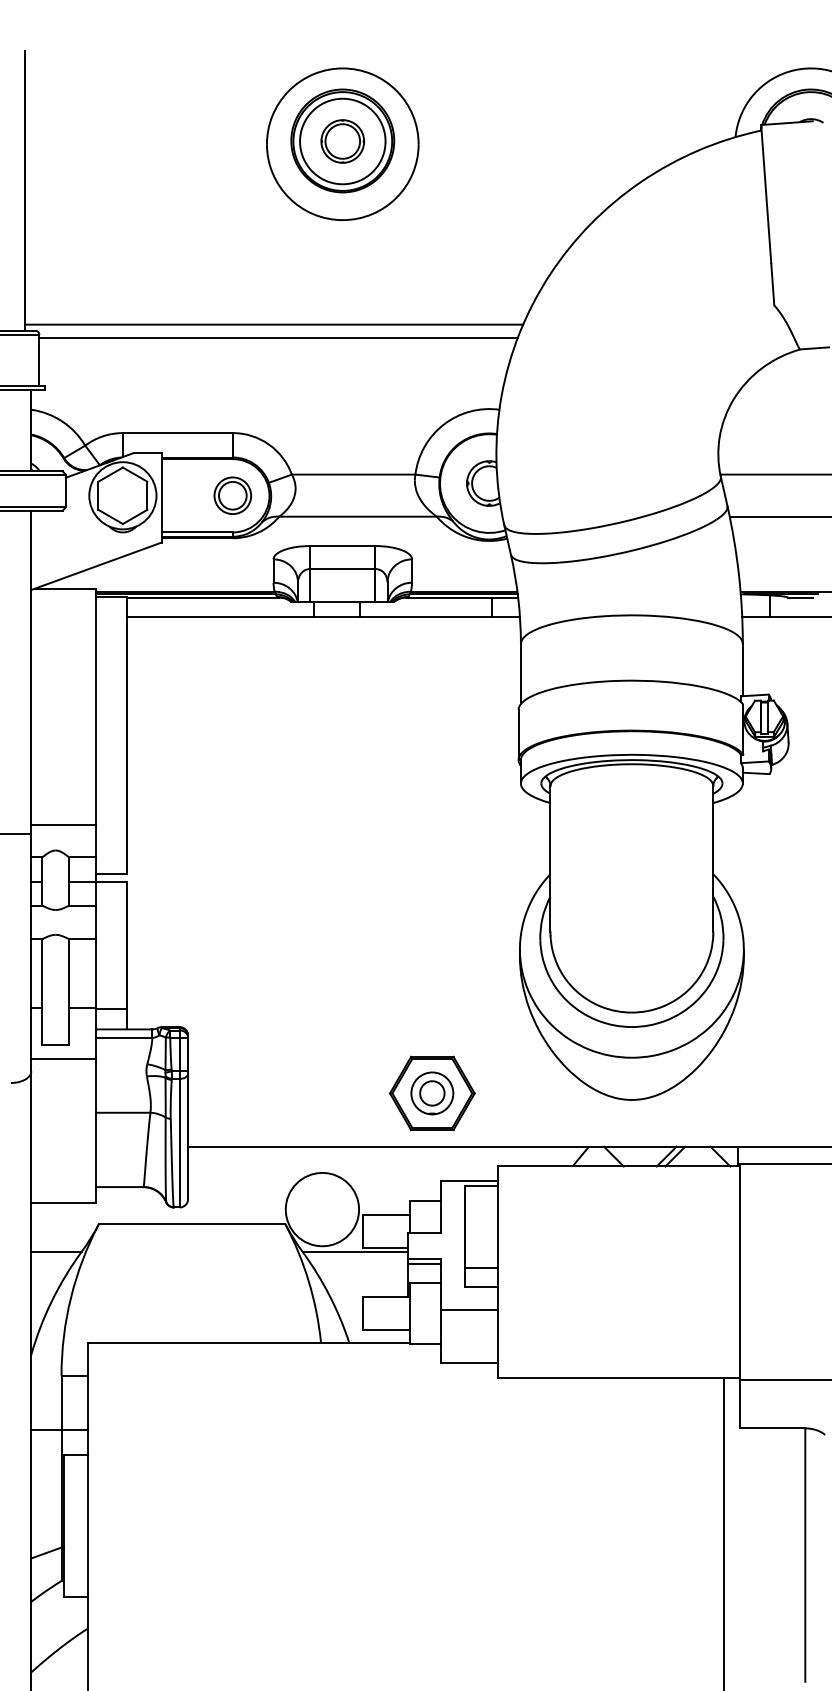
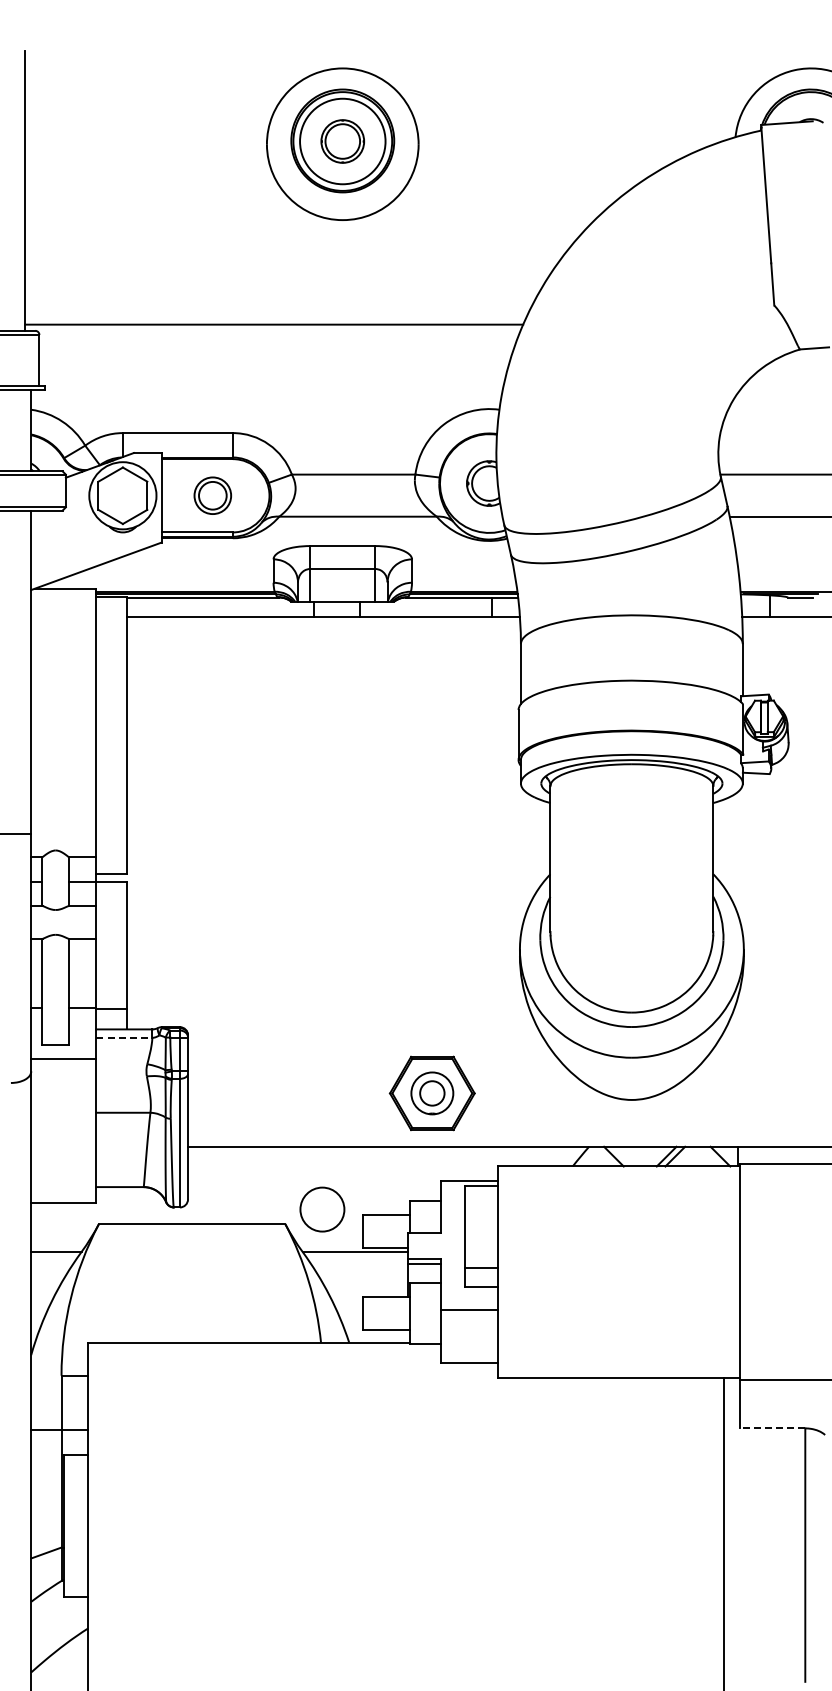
line: present -> none (278, 338)
part position: (232, 495) -> (212, 495) (212, 495)
line: present -> none (63, 824)
line: solid -> dashed (124, 1037)
circle diameter: 73 px -> 44 px (322, 1209)
line: solid -> dashed (772, 1428)
